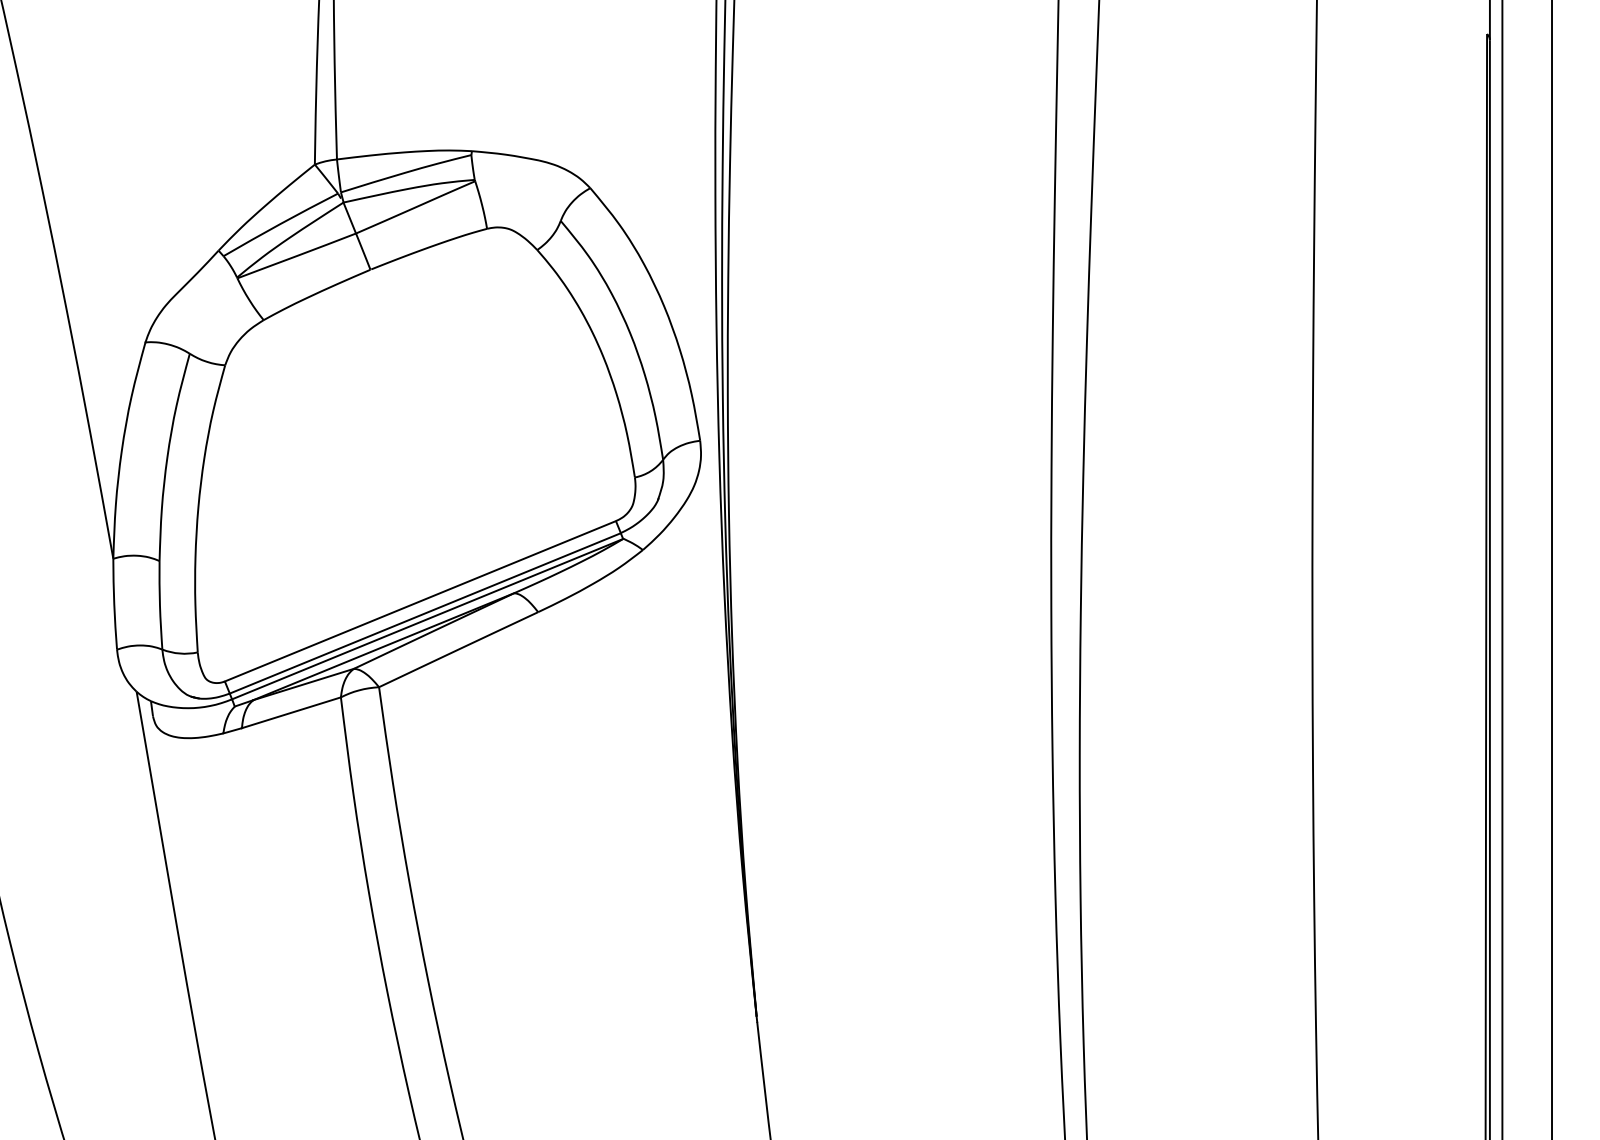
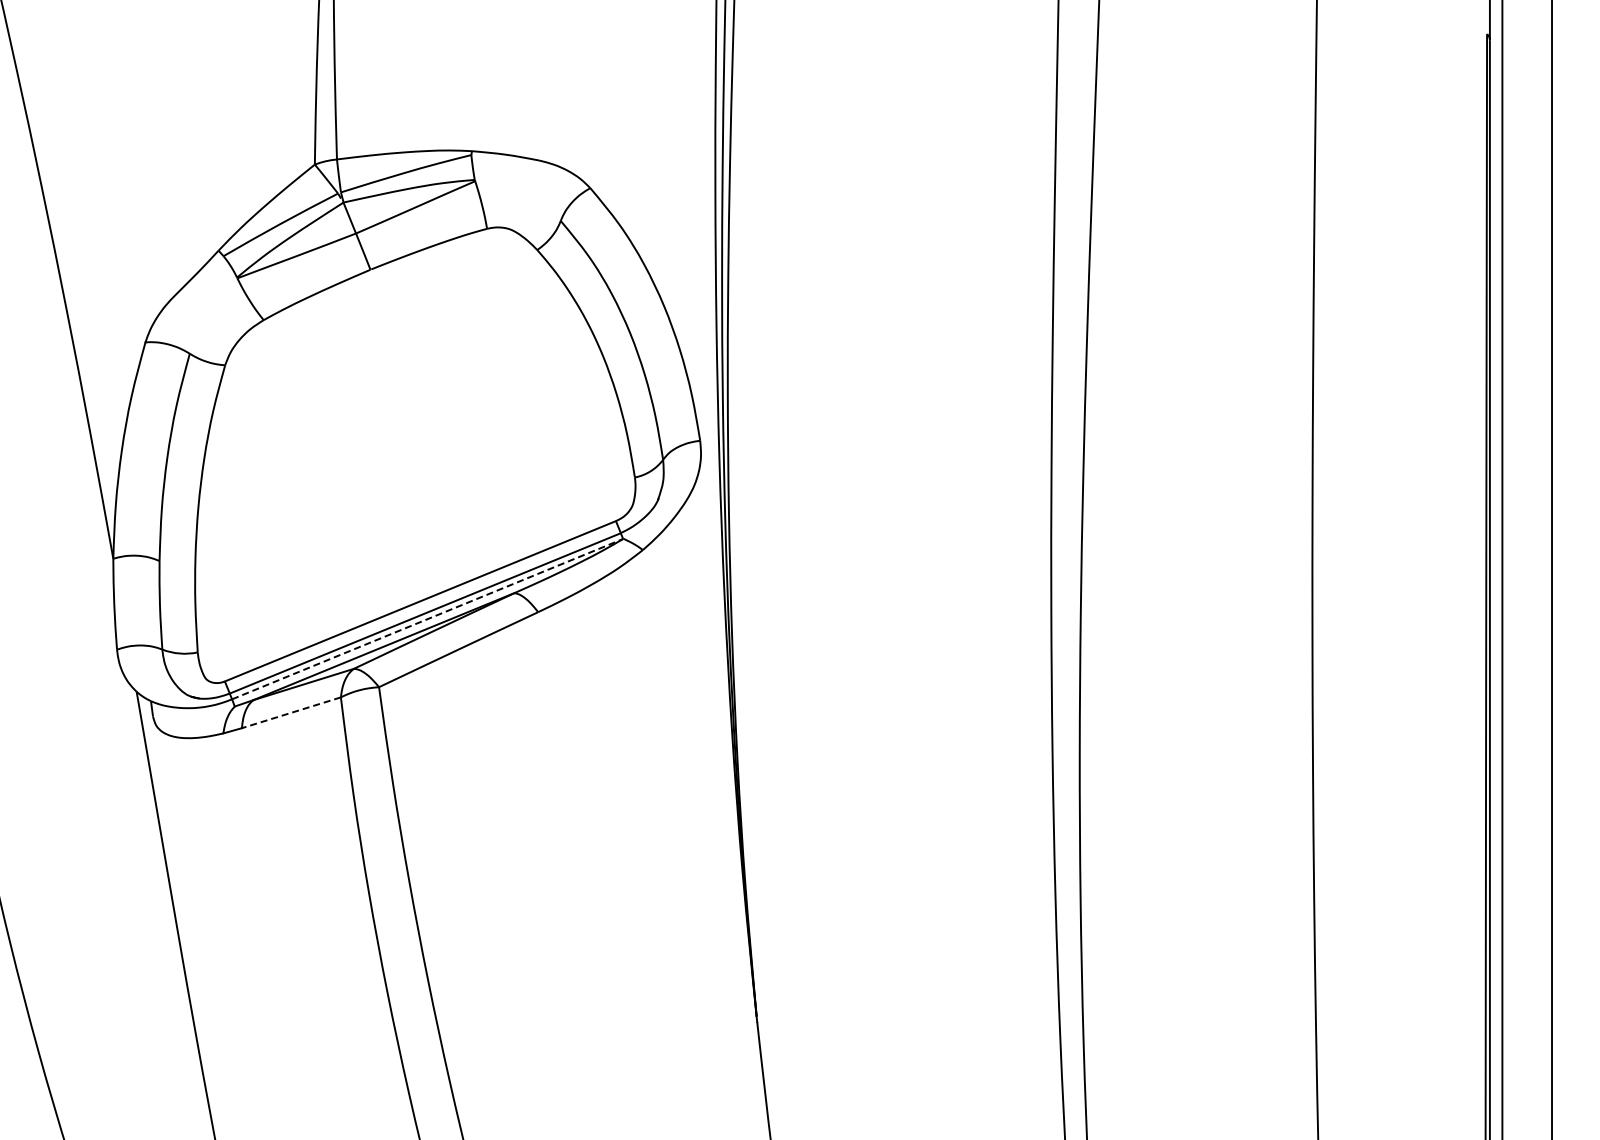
line: solid -> dashed (428, 618)
line: solid -> dashed (291, 712)
